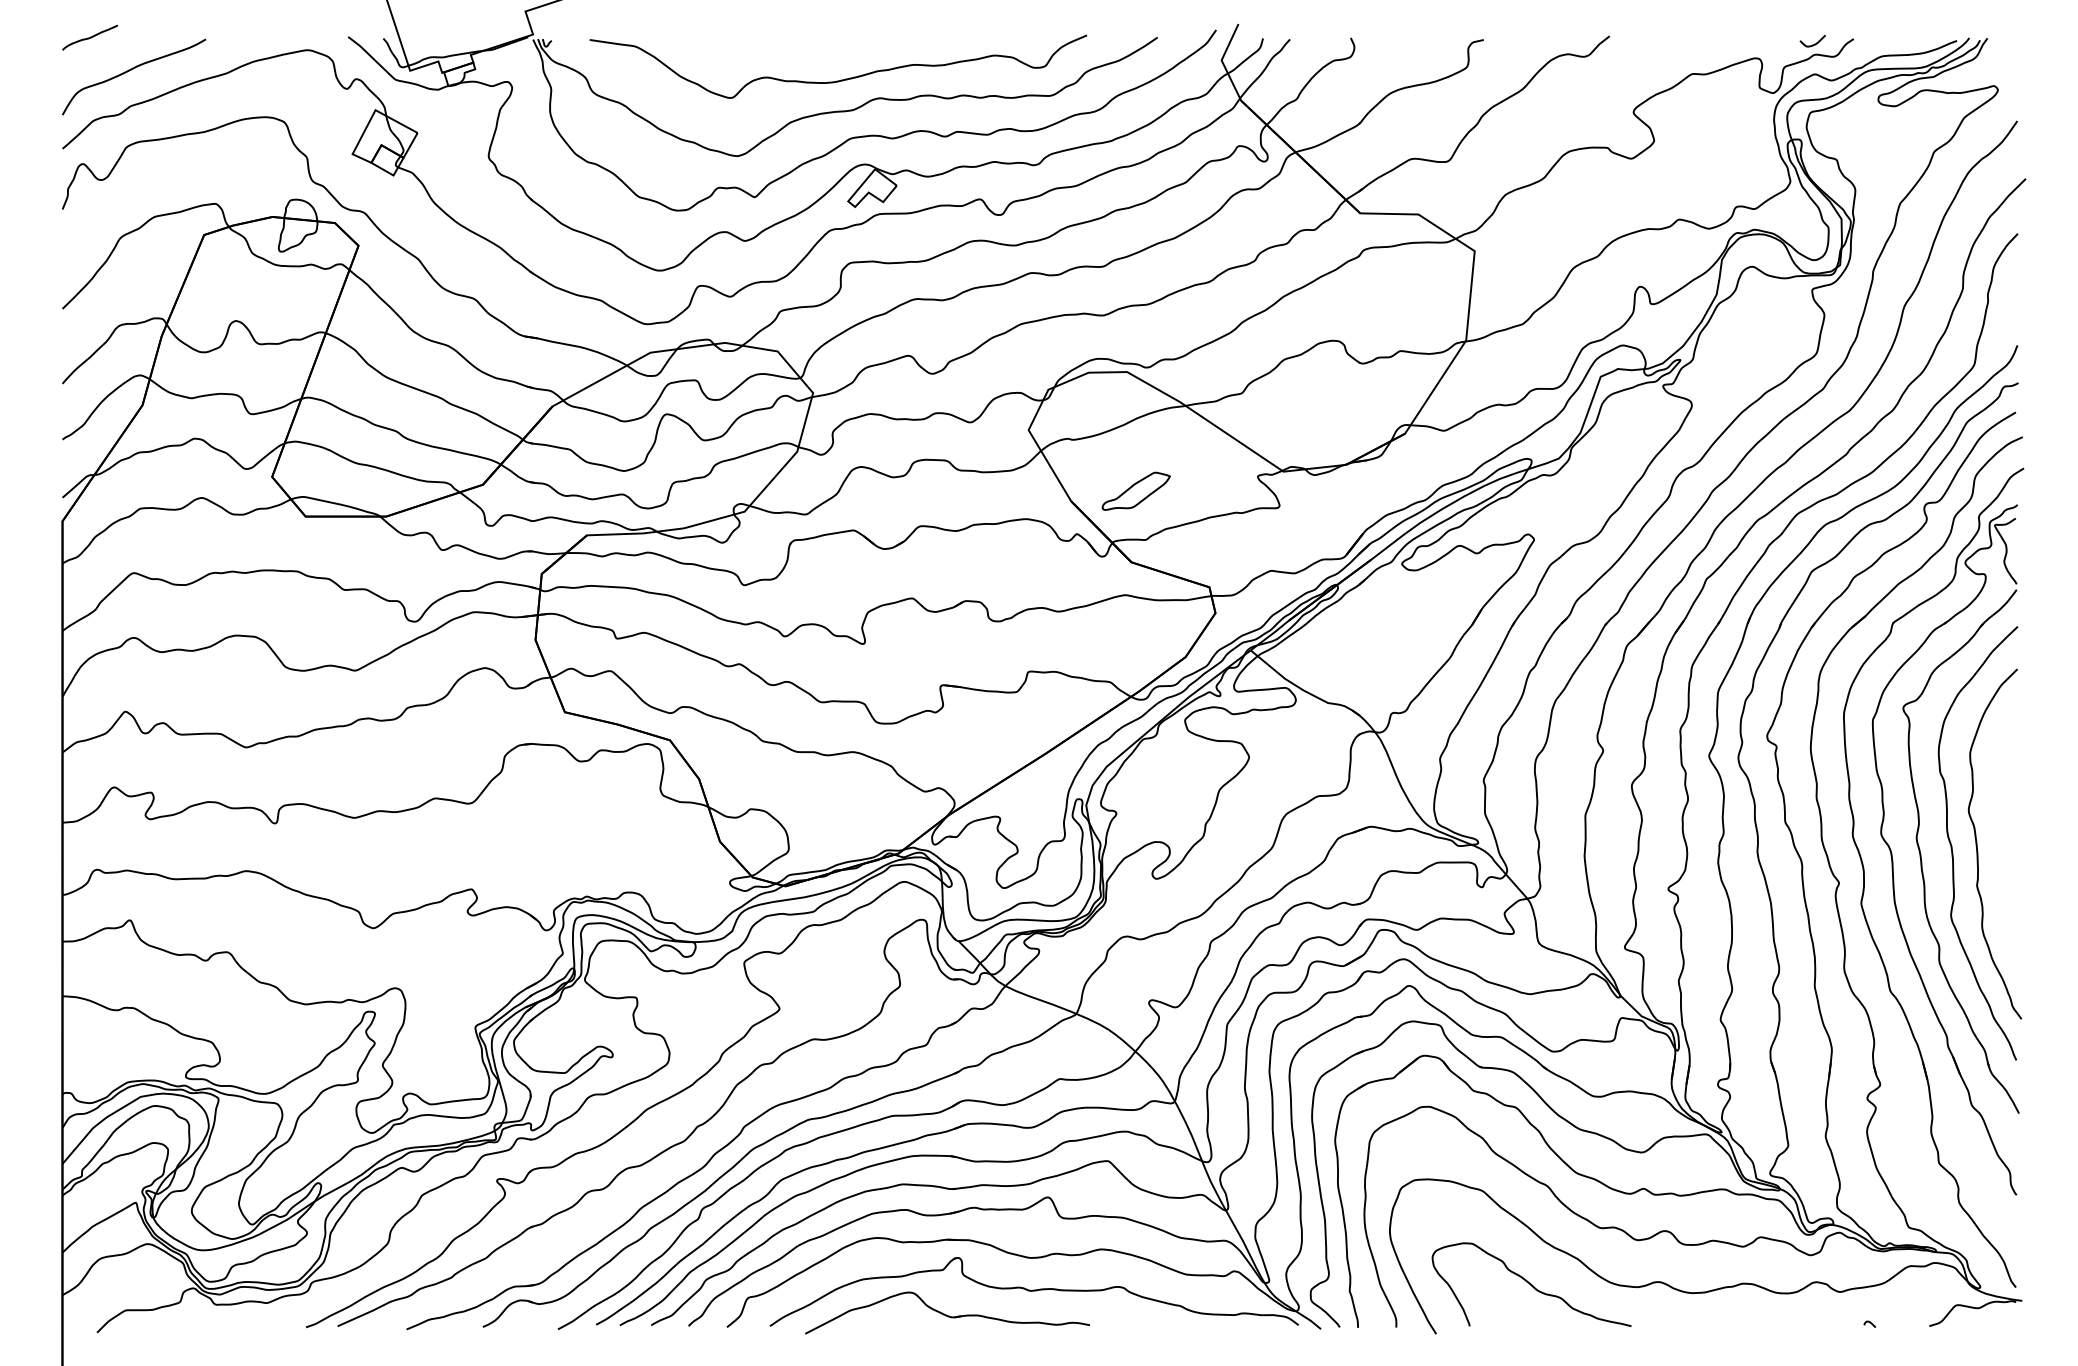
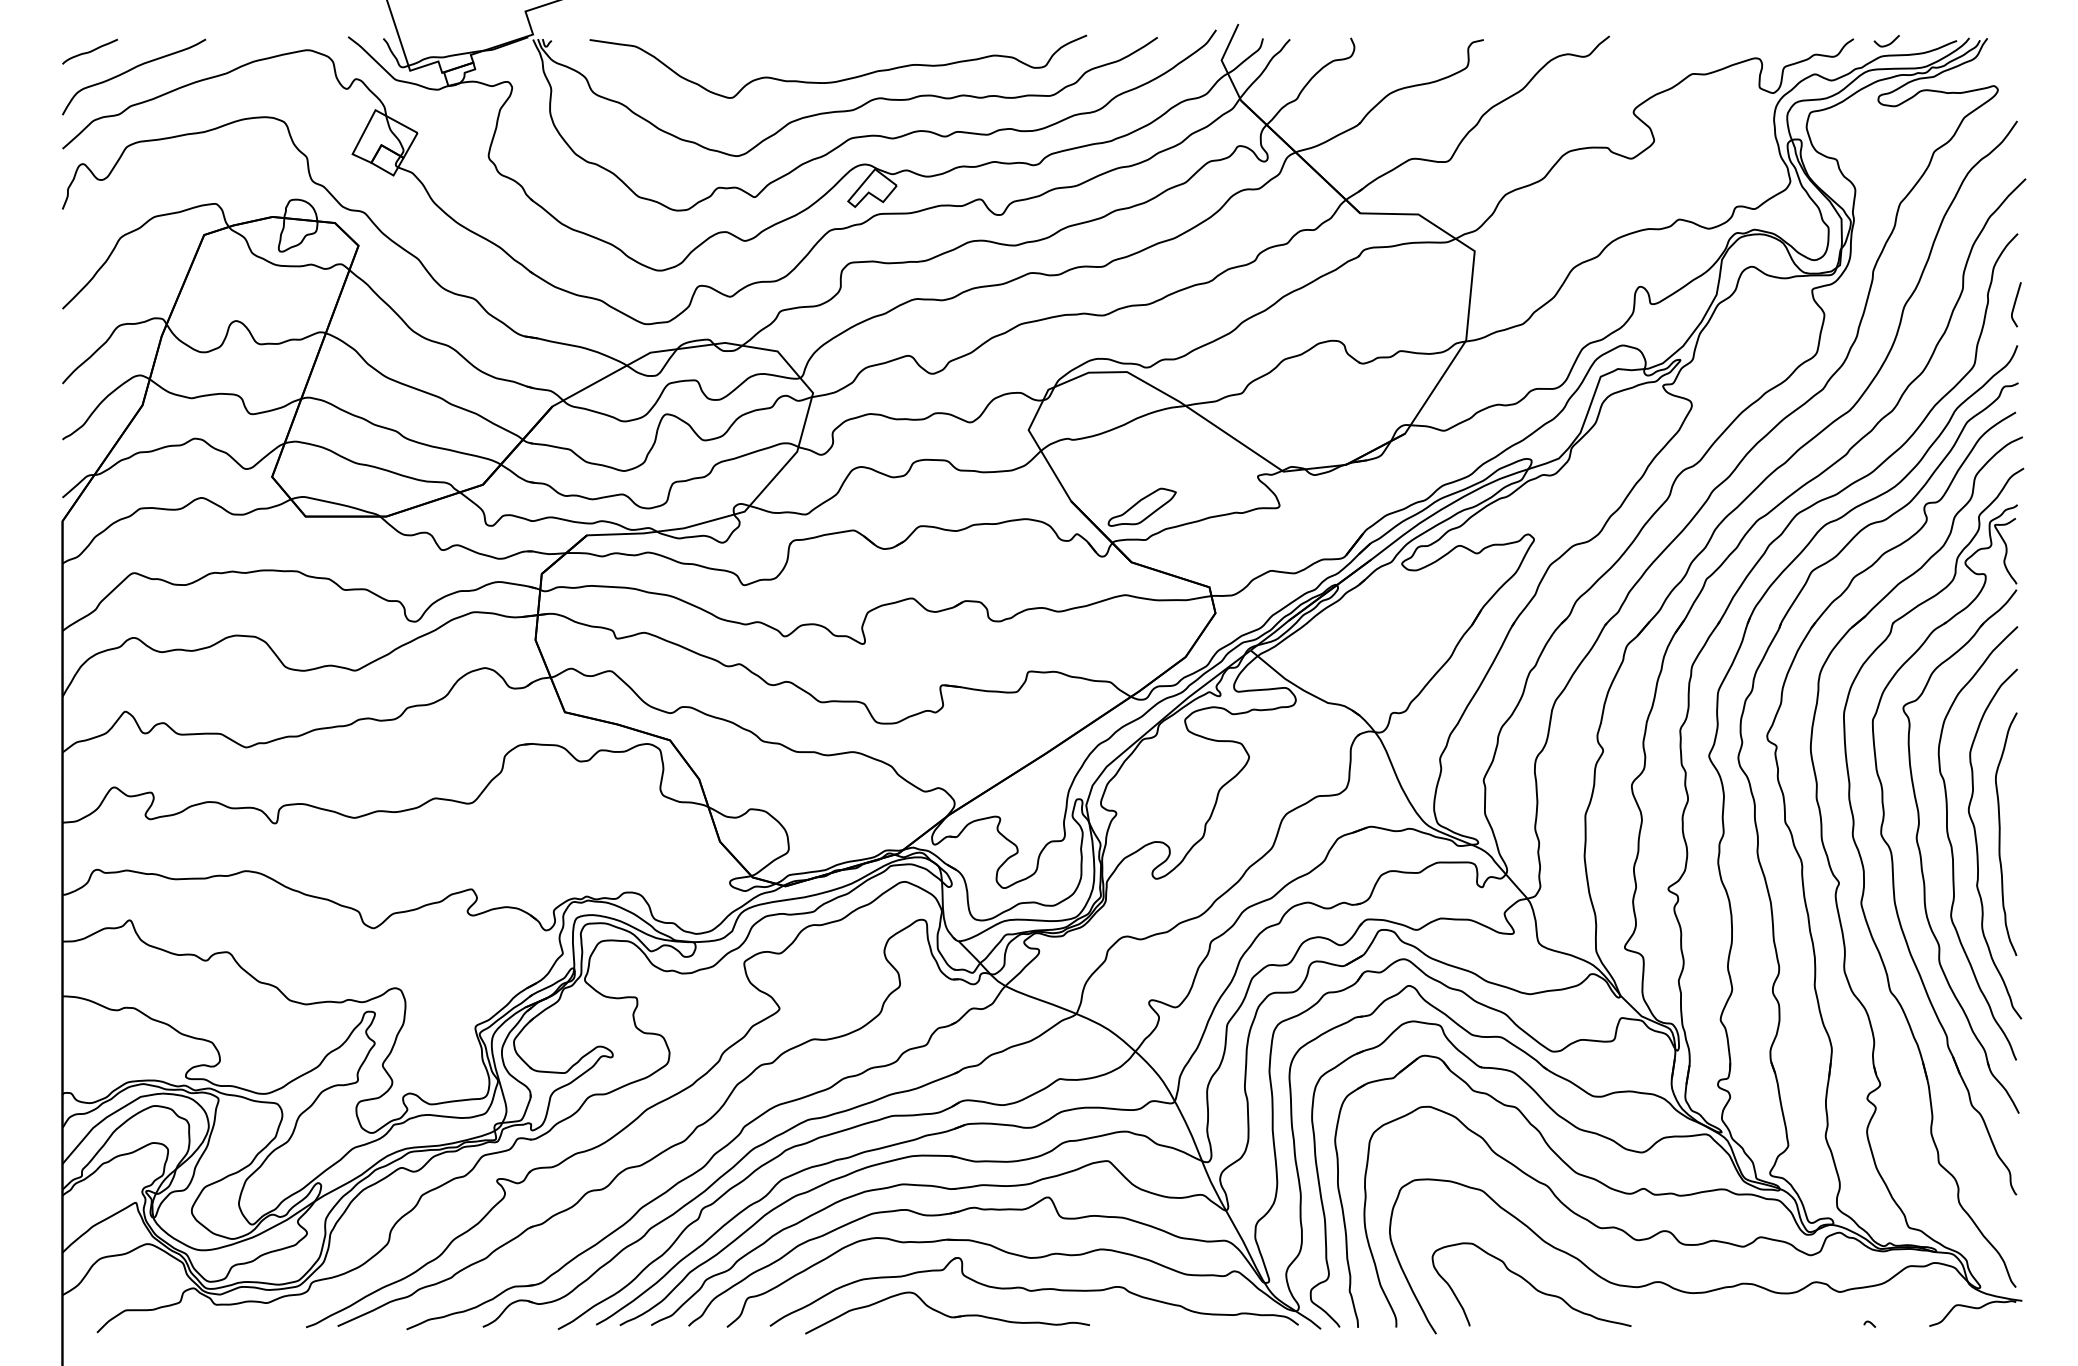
curve position: (89, 37) -> (89, 51) (89, 51)
curve position: (1814, 43) -> (1888, 43) (1888, 43)
curve: none -> present (2015, 304)
part position: (1135, 490) -> (1141, 506) (1141, 506)
curve: none -> present (2000, 833)
